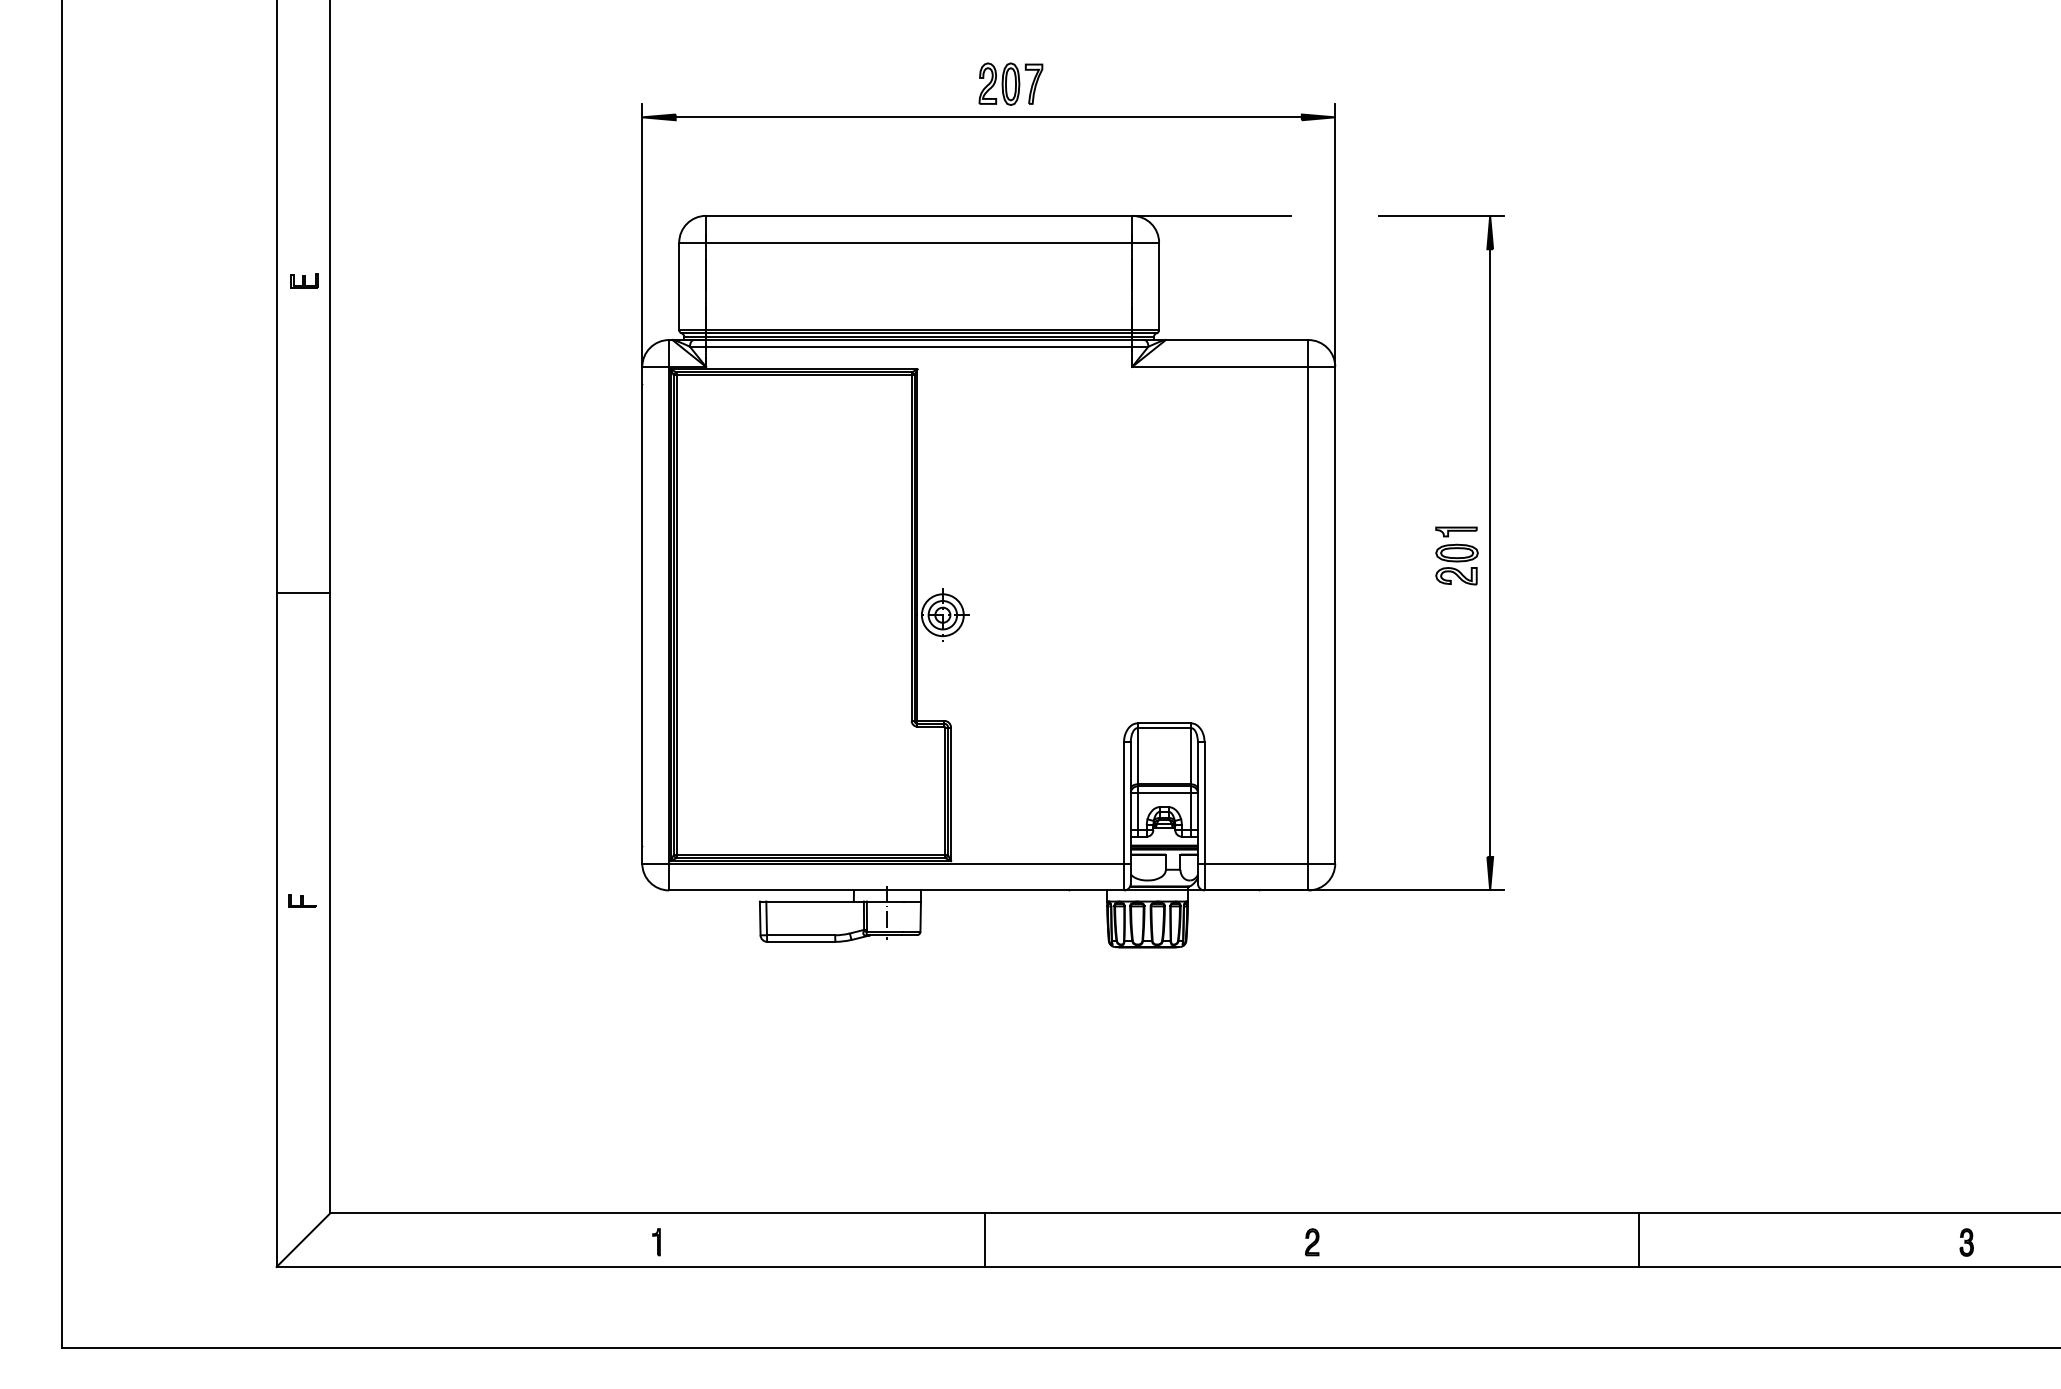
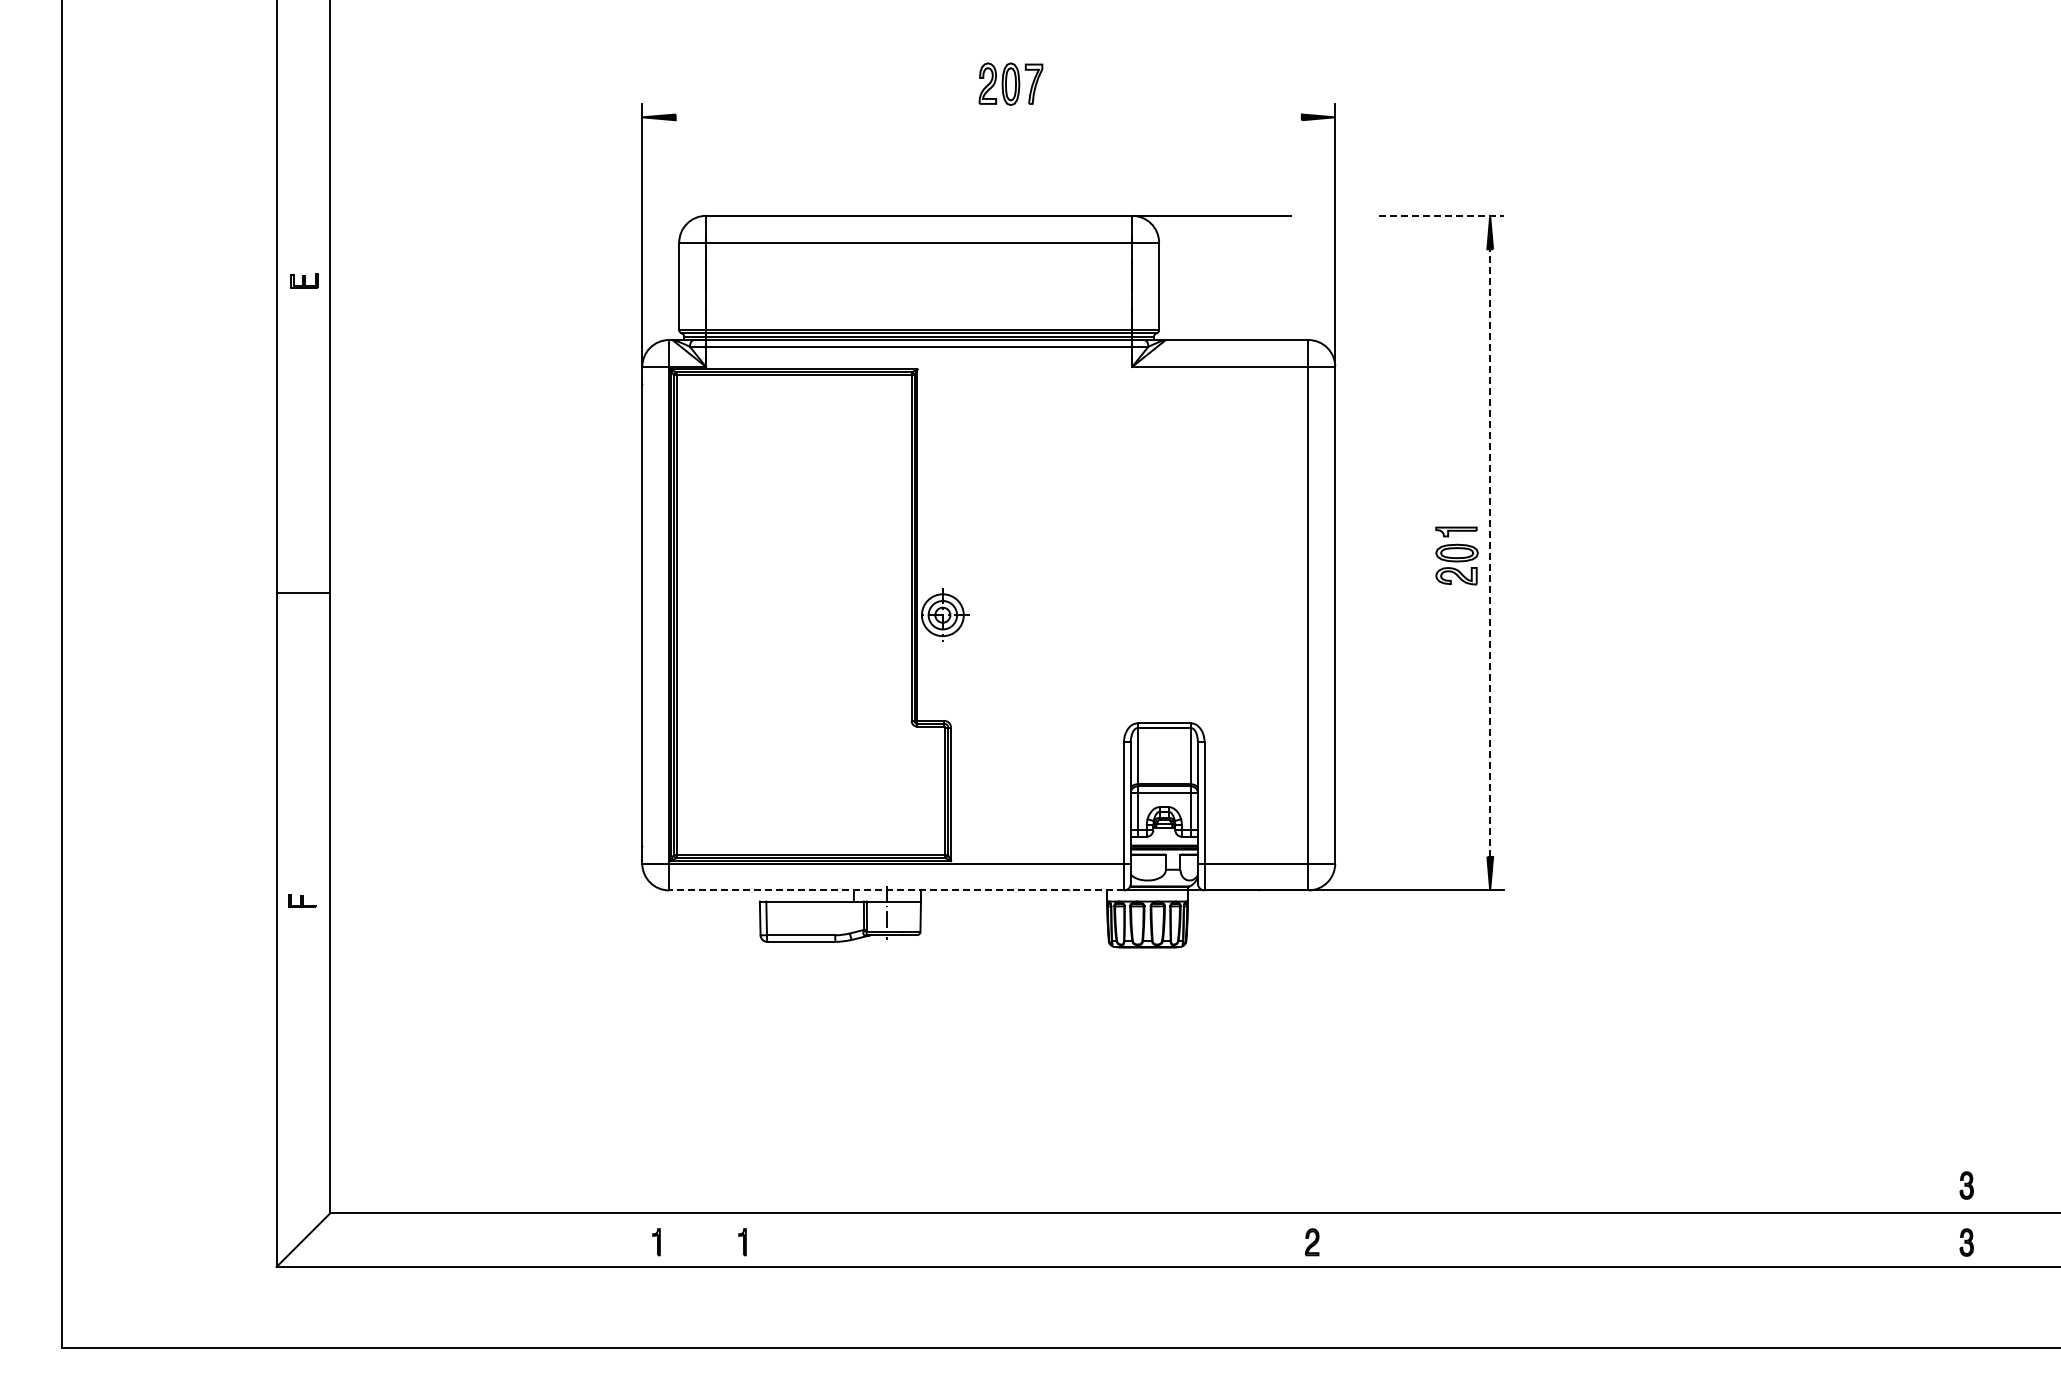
line: present -> none (988, 117)
line: solid -> dashed (1442, 215)
line: solid -> dashed (1490, 553)
line: solid -> dashed (896, 890)
part: none -> present (1966, 1185)
line: present -> none (984, 1239)
line: present -> none (1639, 1239)
part: none -> present (742, 1242)
